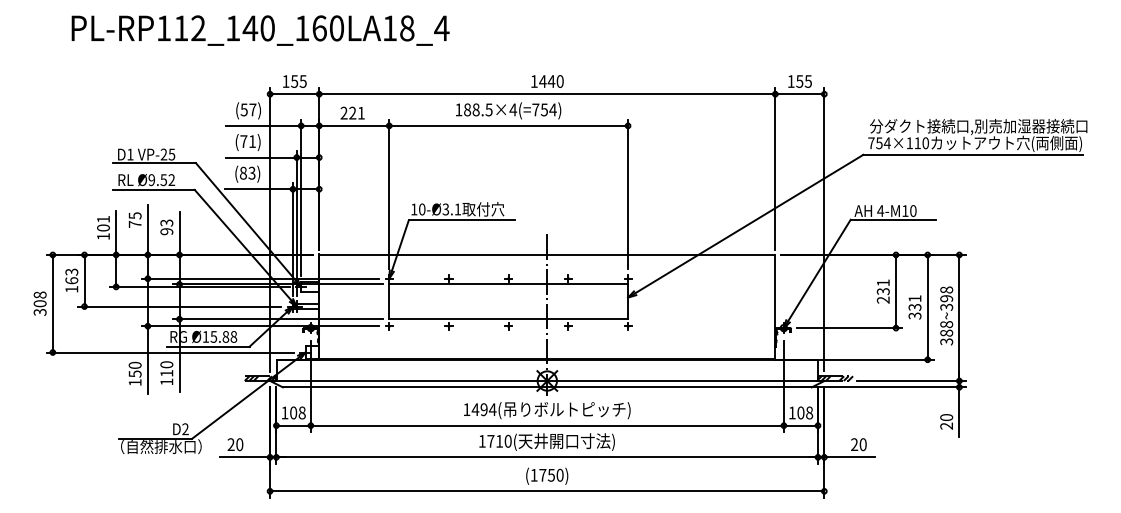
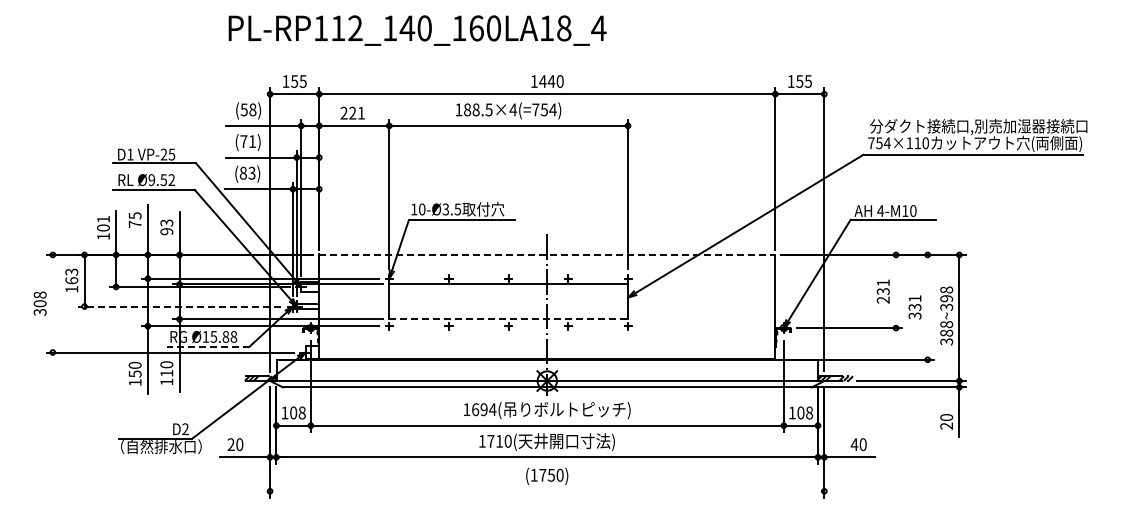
text position: (260, 30) -> (417, 30) (417, 30)
text: (57) -> (58) (252, 109)
text: 10-Ø3.1 -> 10-Ø3.5 (457, 209)
line: solid -> dashed (547, 254)
line: present -> none (896, 291)
line: present -> none (52, 303)
line: solid -> dashed (179, 306)
line: present -> none (927, 306)
line: solid -> dashed (509, 319)
line: solid -> dashed (207, 346)
text: 1494( -> 1694( (475, 409)
text: 20 -> 40 (854, 444)
line: present -> none (547, 491)
